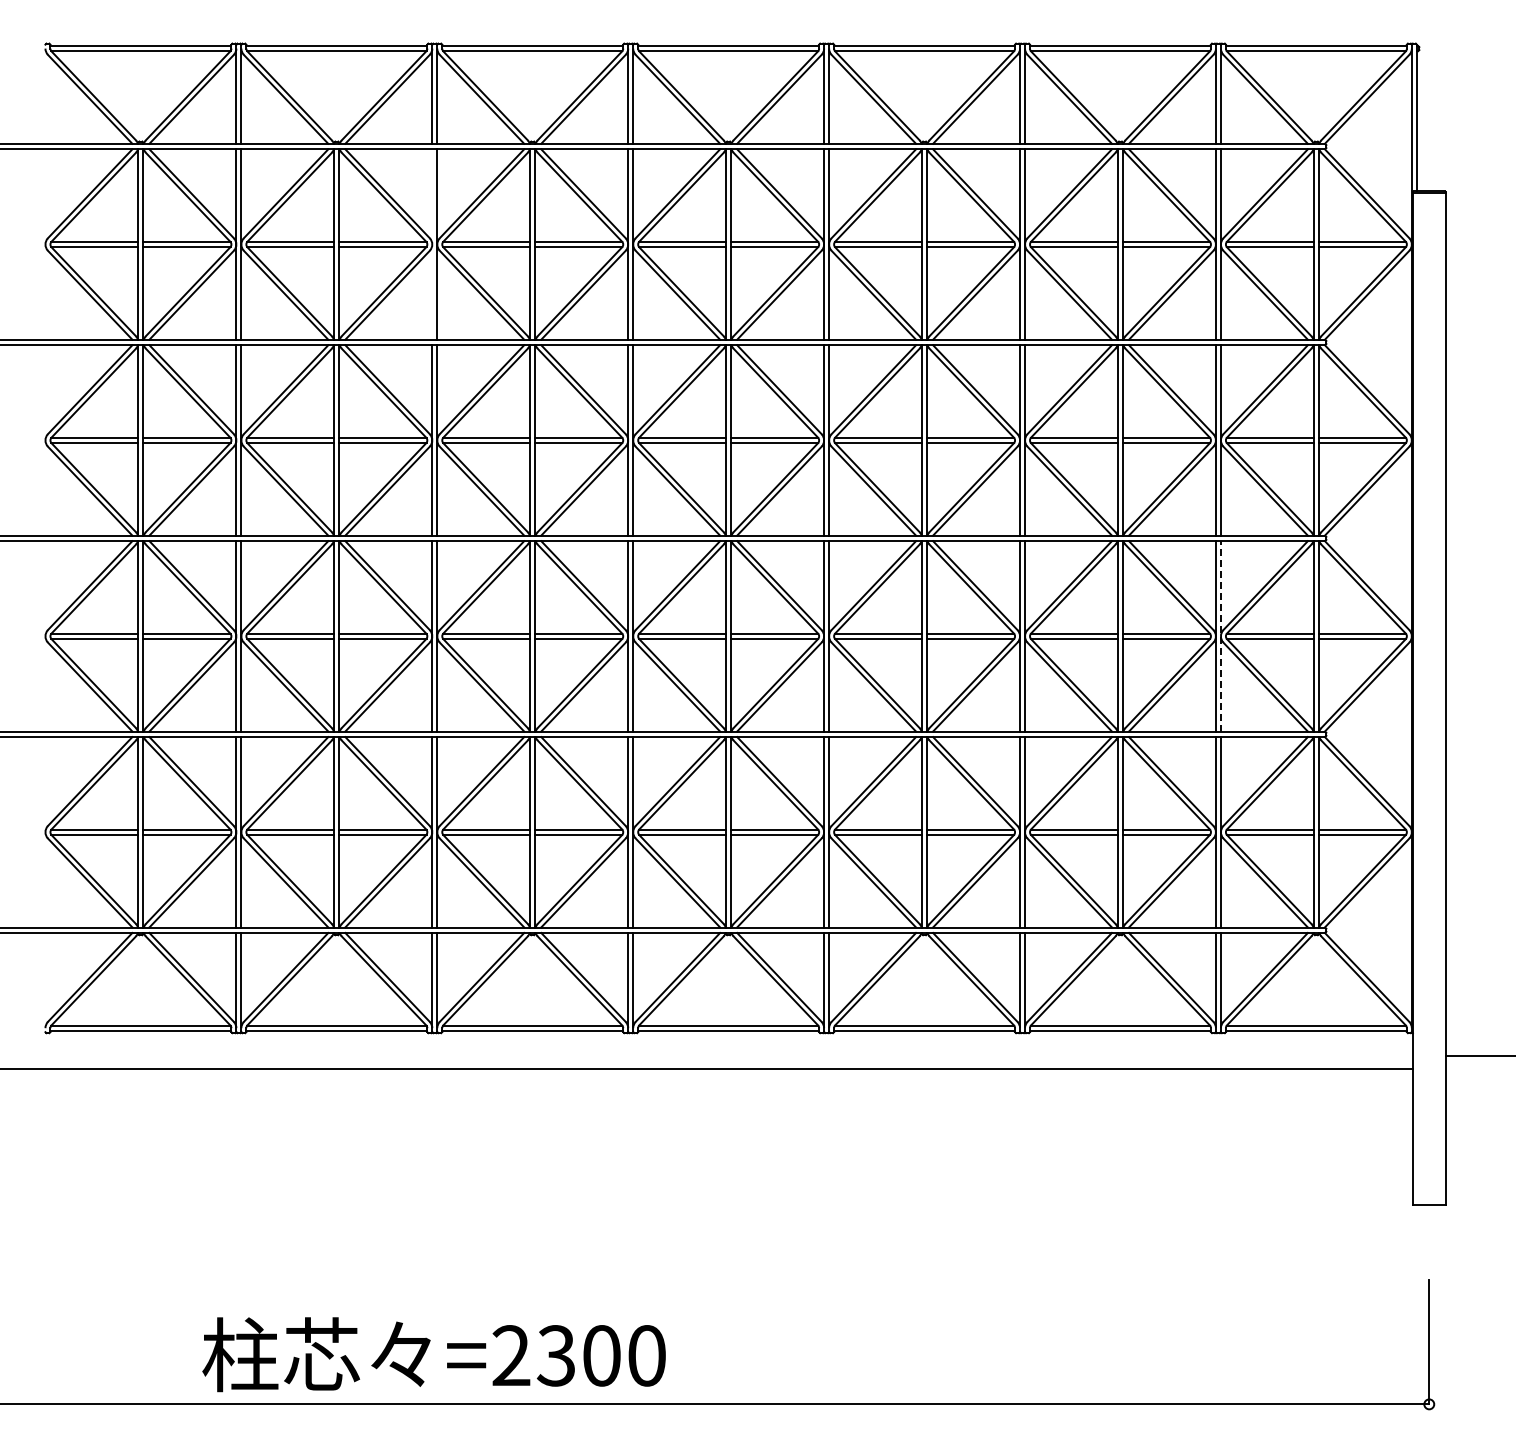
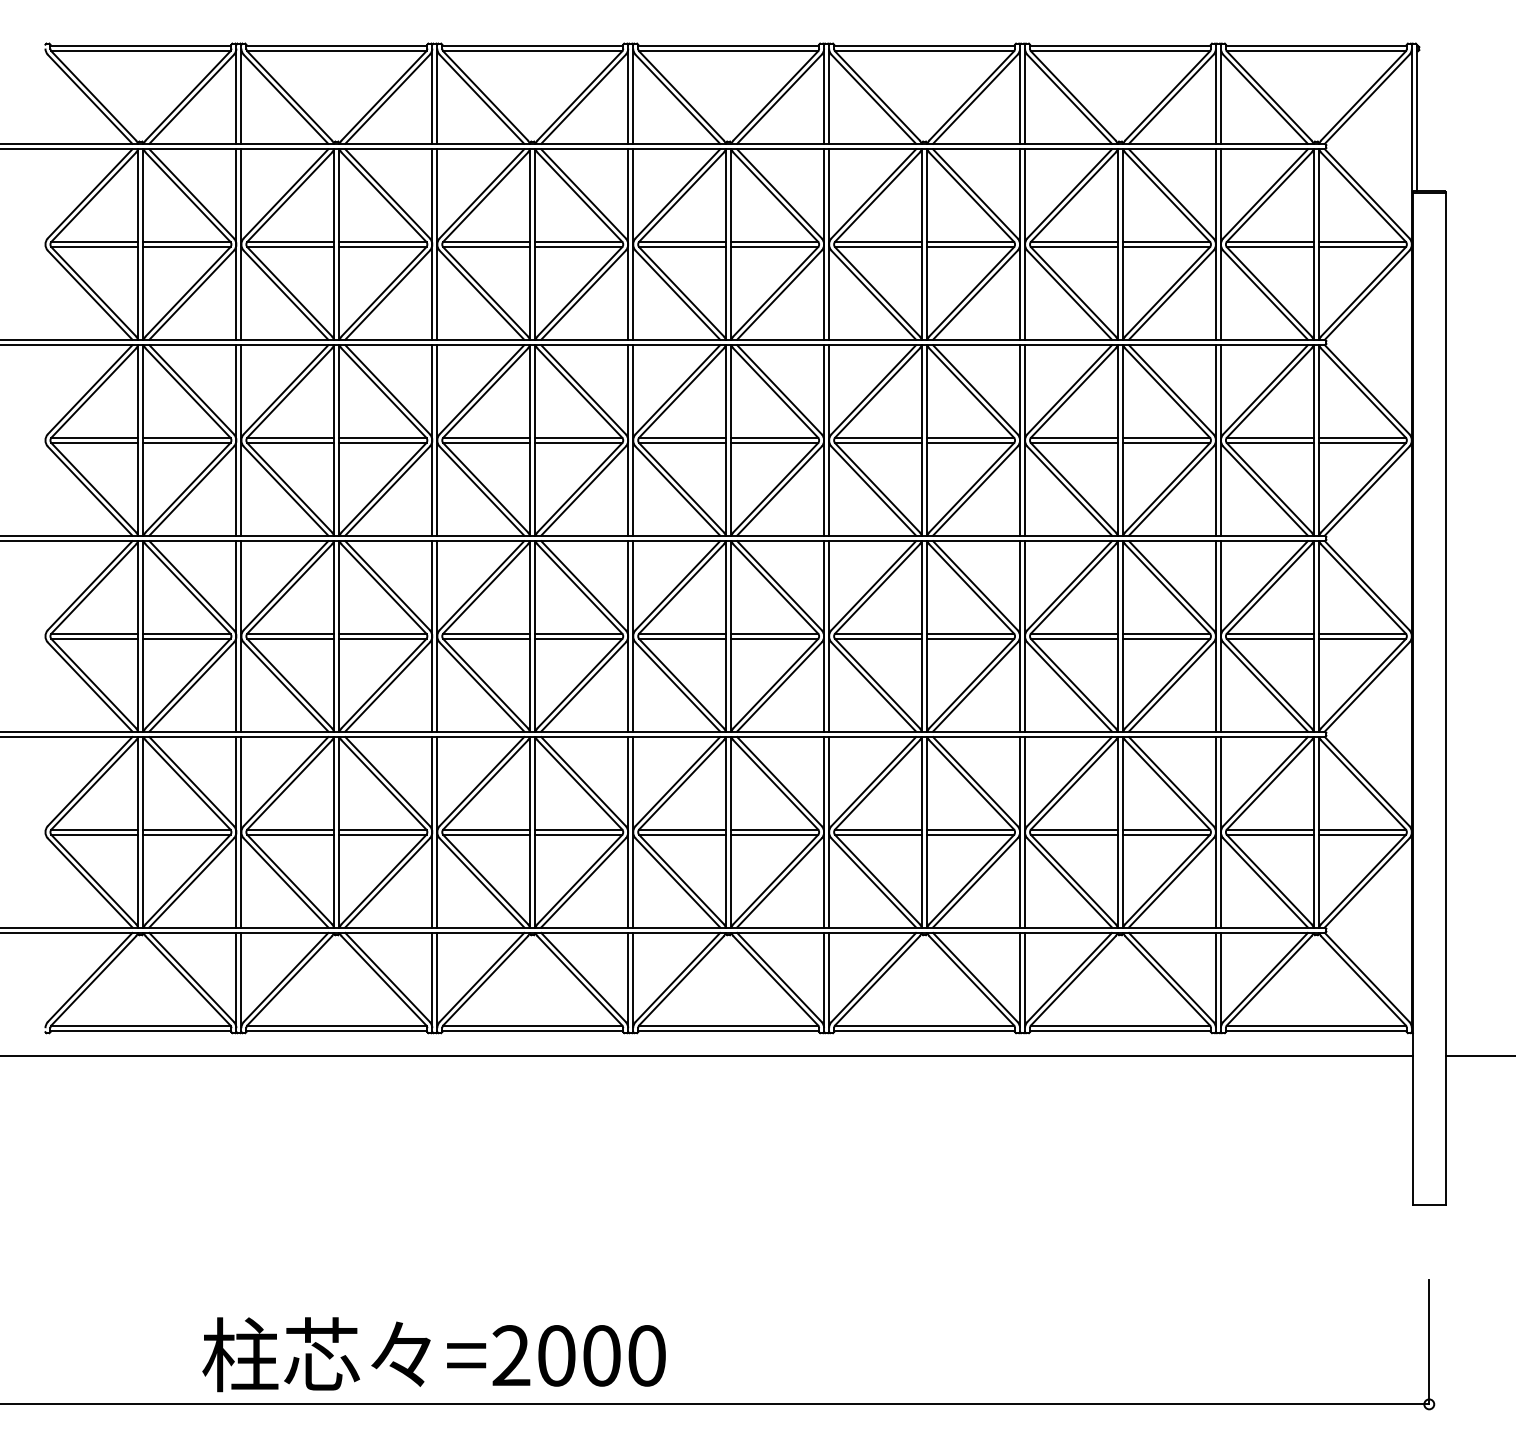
line: none -> present (432, 244)
line: dashed -> solid (1220, 635)
line position: (707, 1068) -> (707, 1055) (707, 1055)
text: =2300 -> =2000 (555, 1355)
